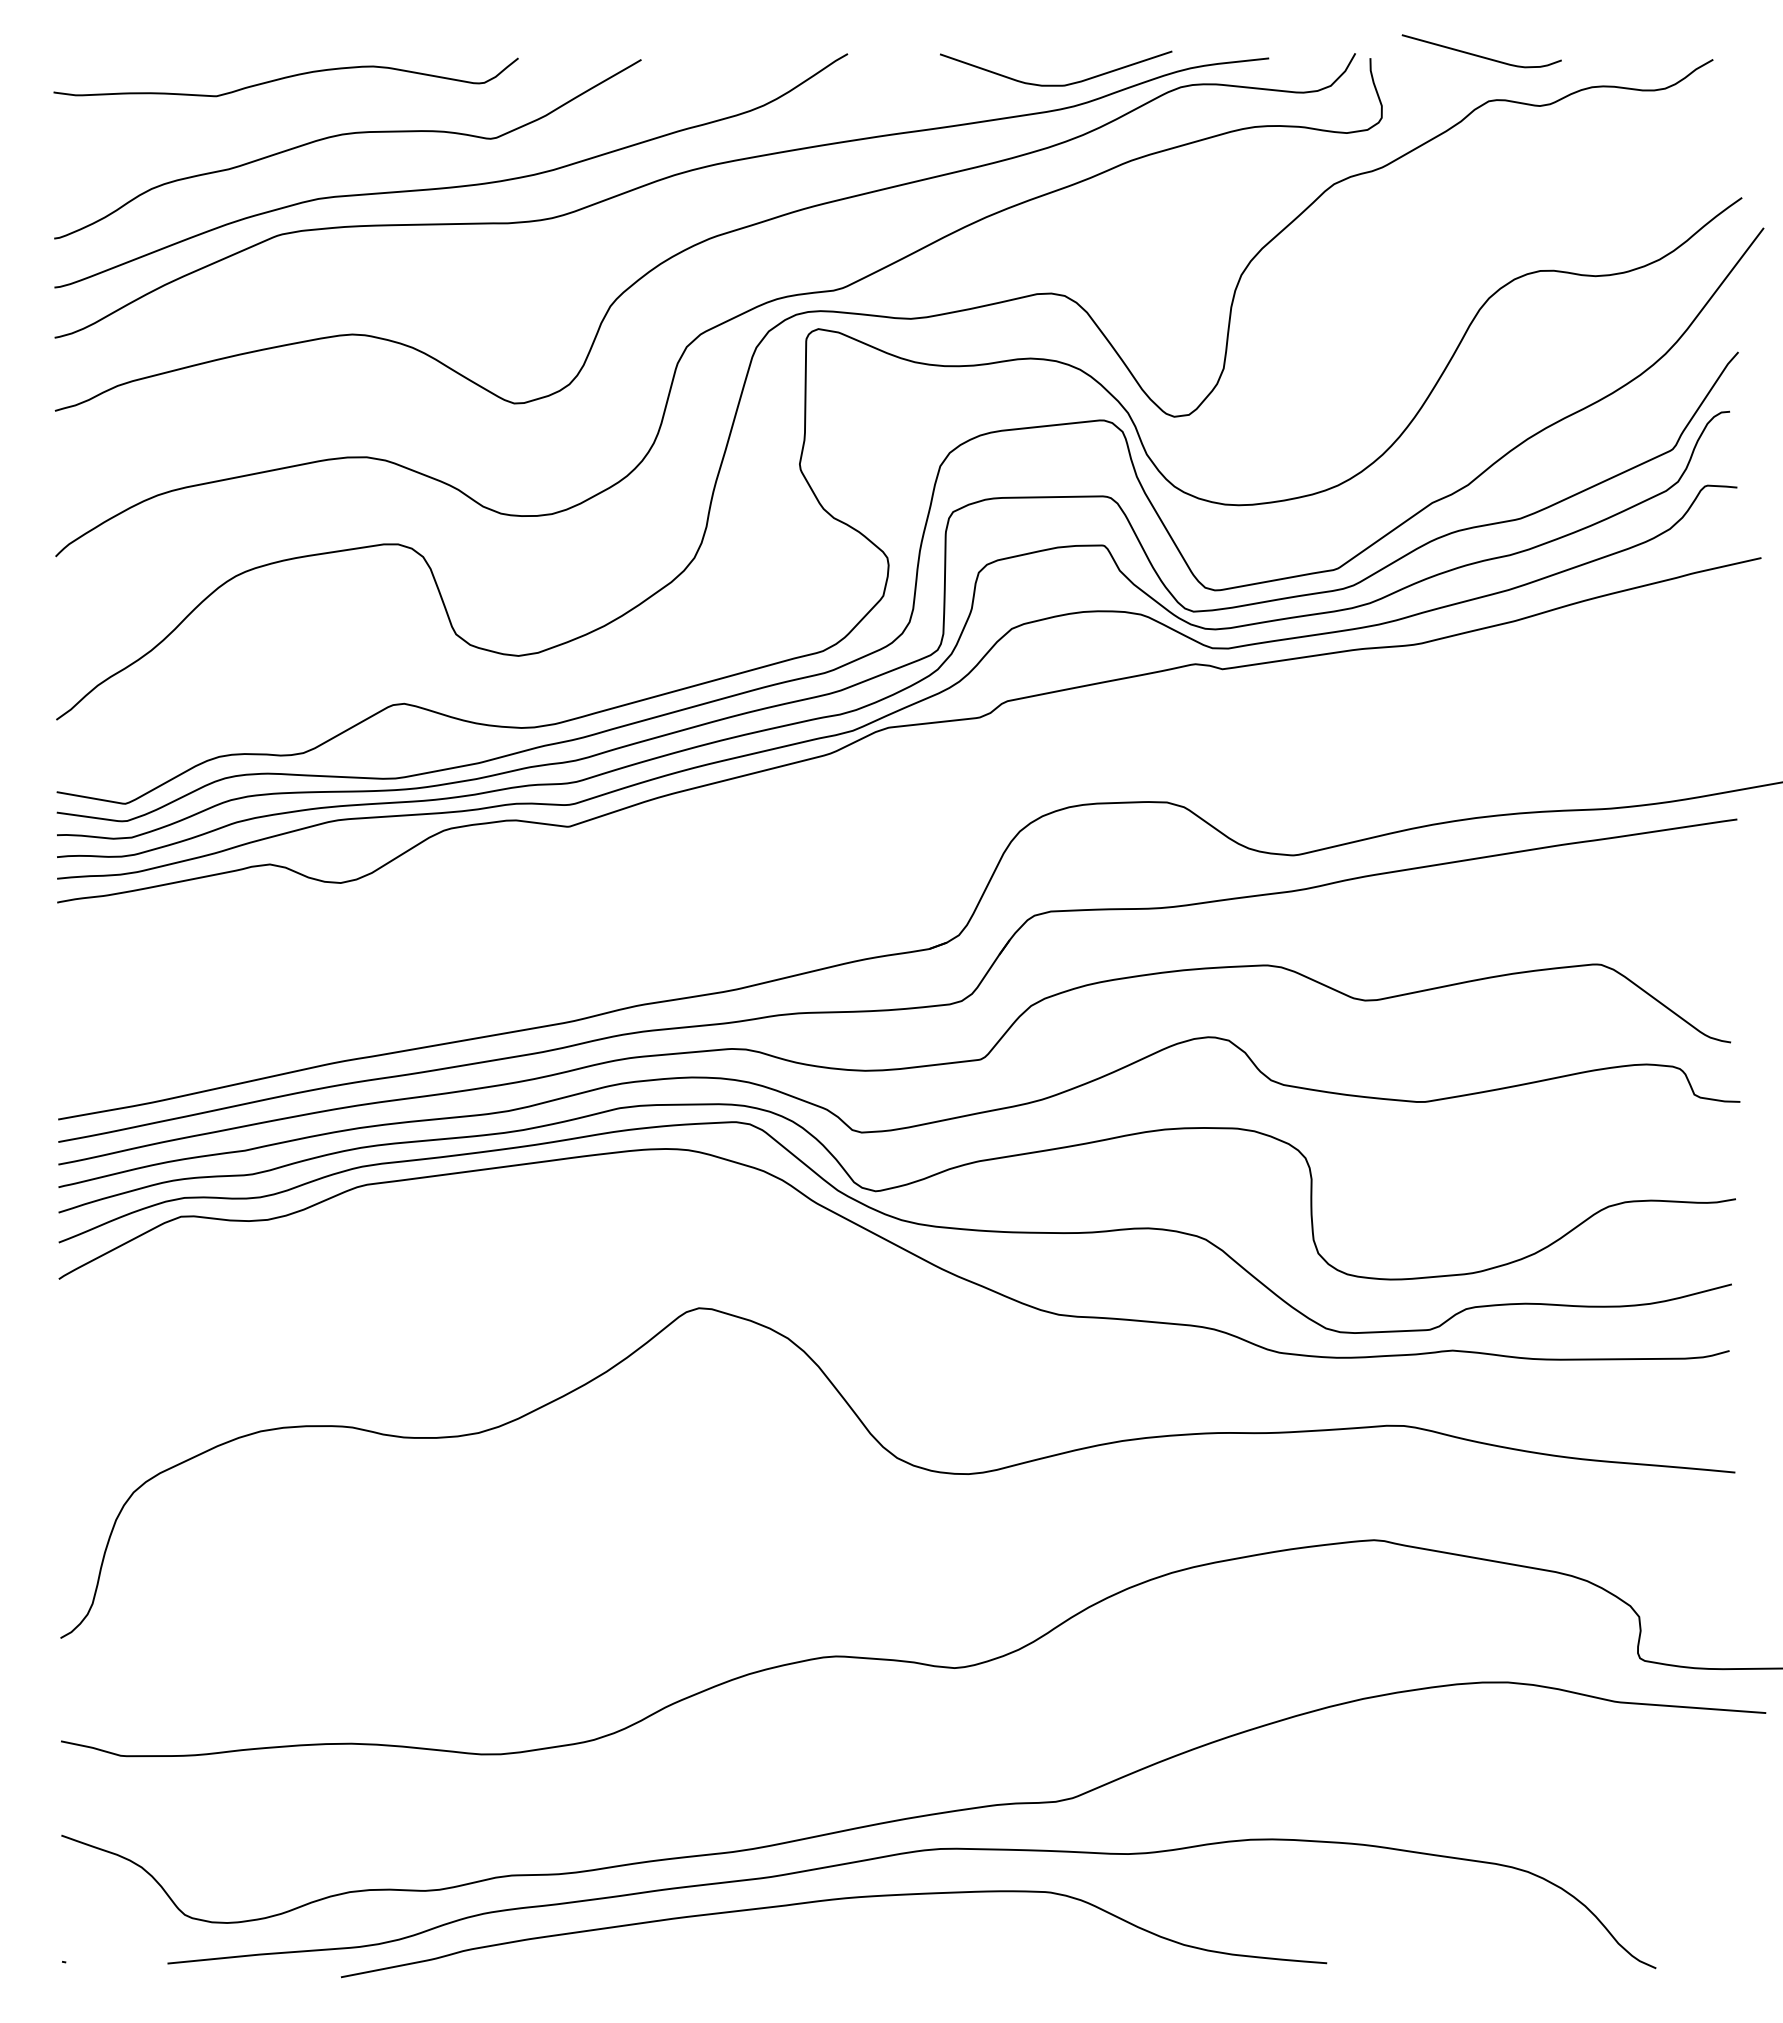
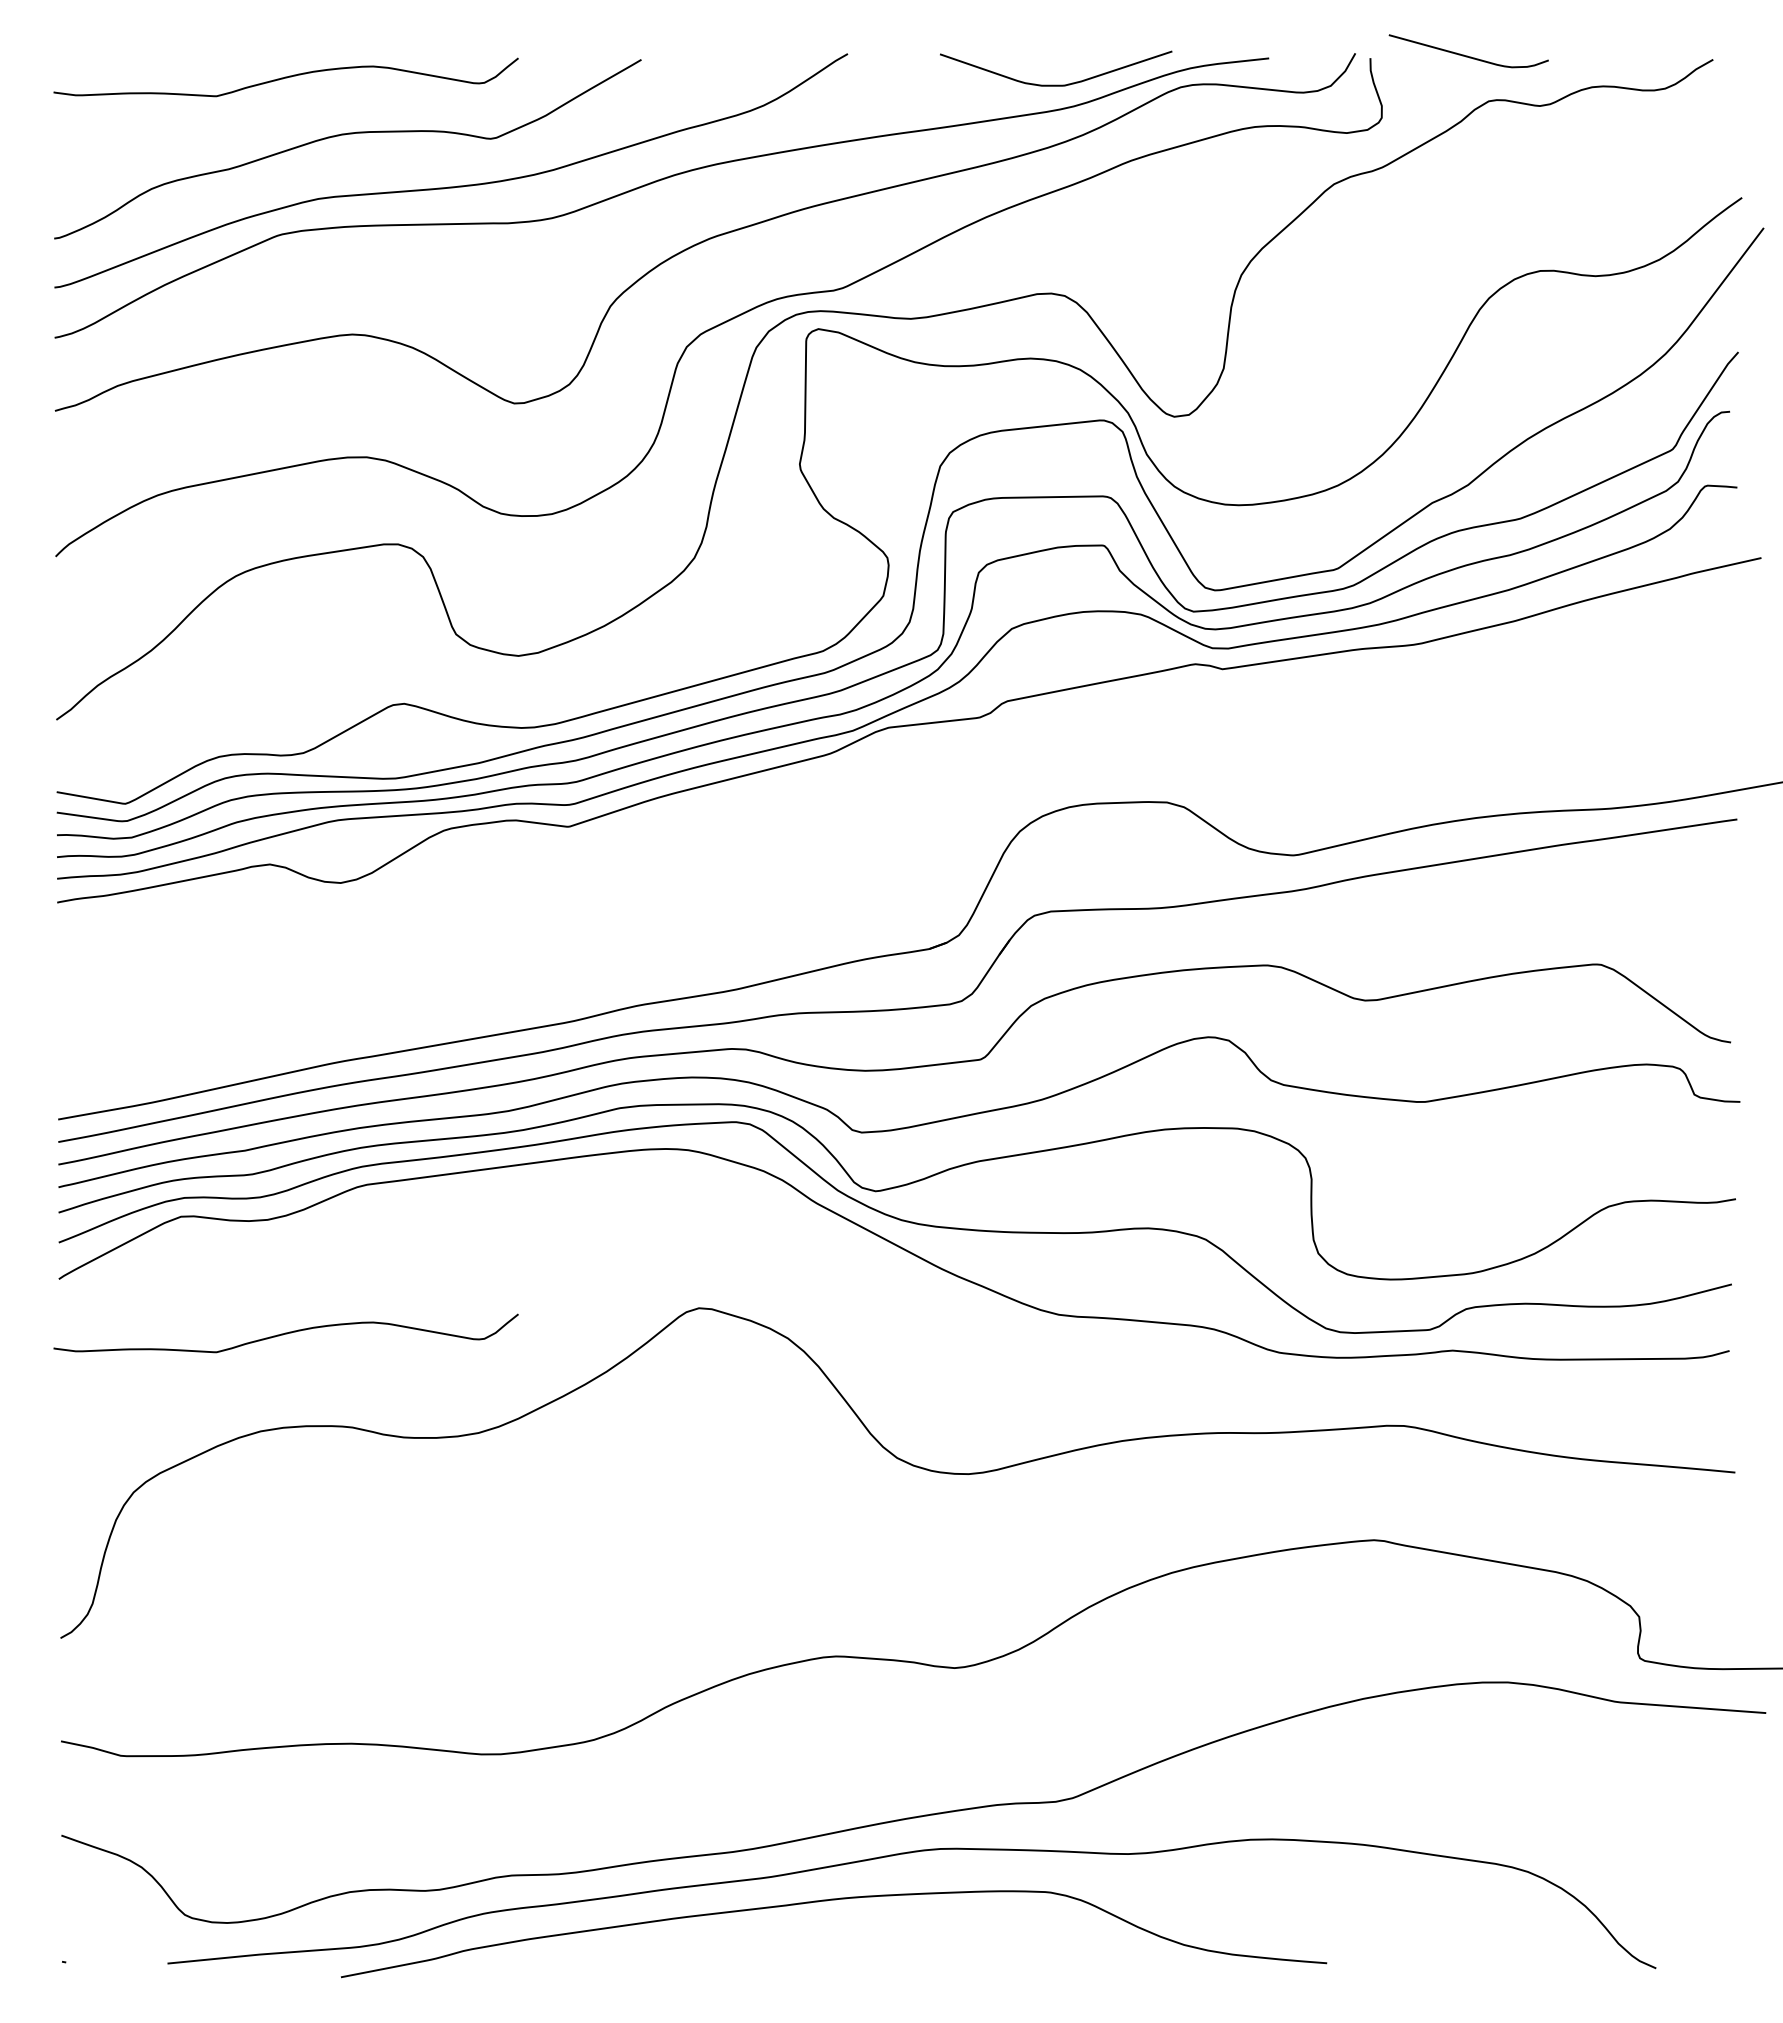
curve position: (1480, 55) -> (1467, 55) (1467, 55)
curve: none -> present (285, 1333)
